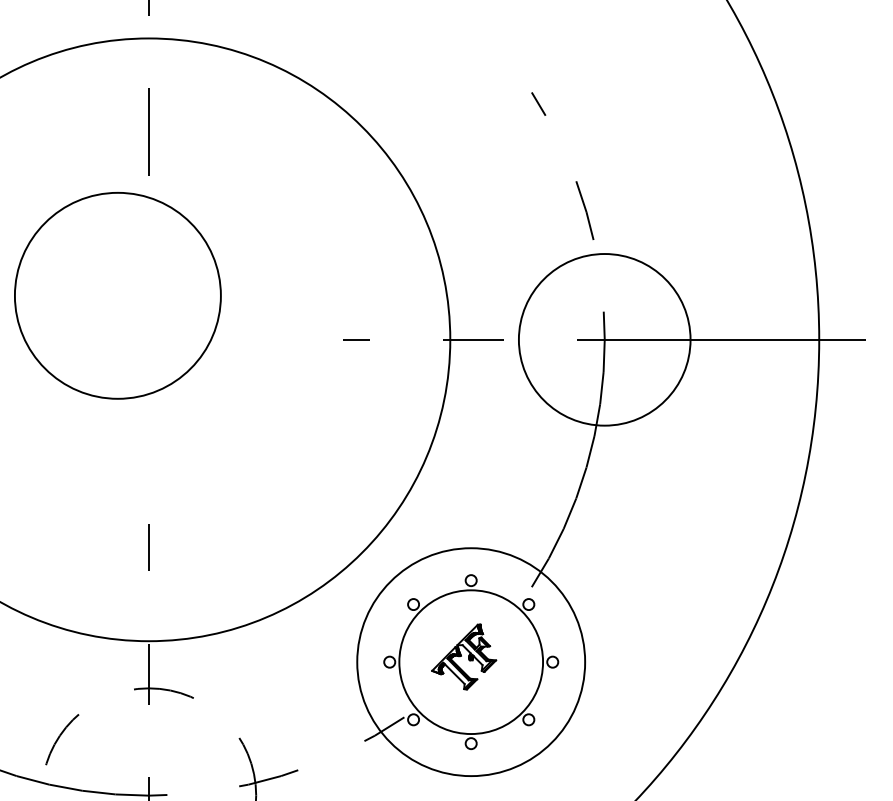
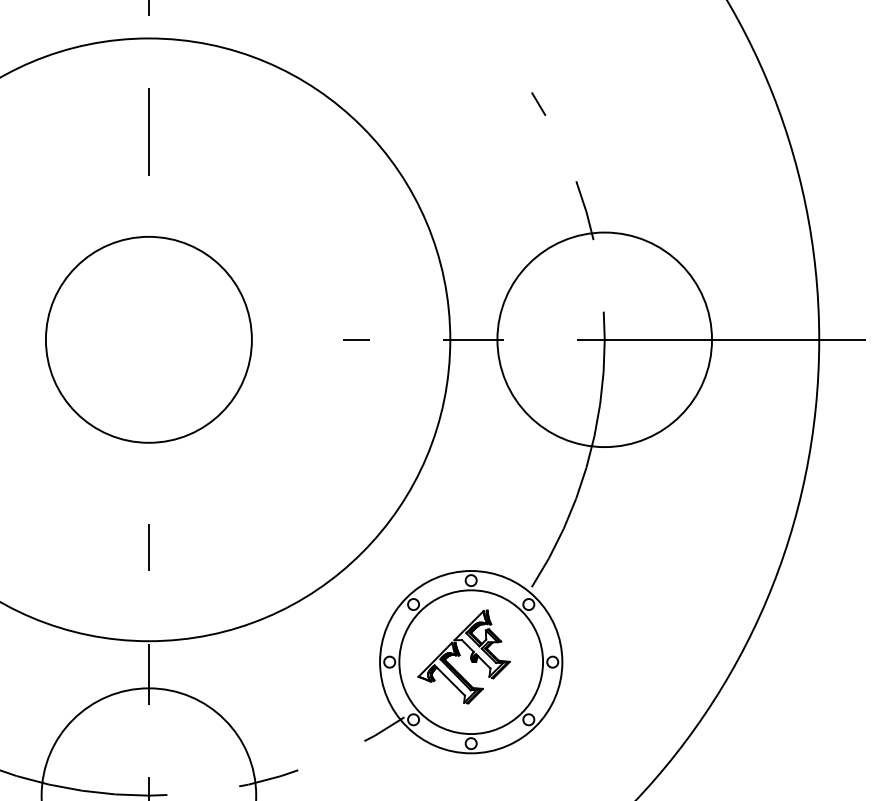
circle position: (117, 295) -> (148, 339) (148, 339)
circle diameter: 172 px -> 215 px (604, 339)
part size: 67x68 px -> 94x96 px (463, 656)
circle diameter: 228 px -> 182 px (471, 662)
circle: dashed -> solid (148, 744)
